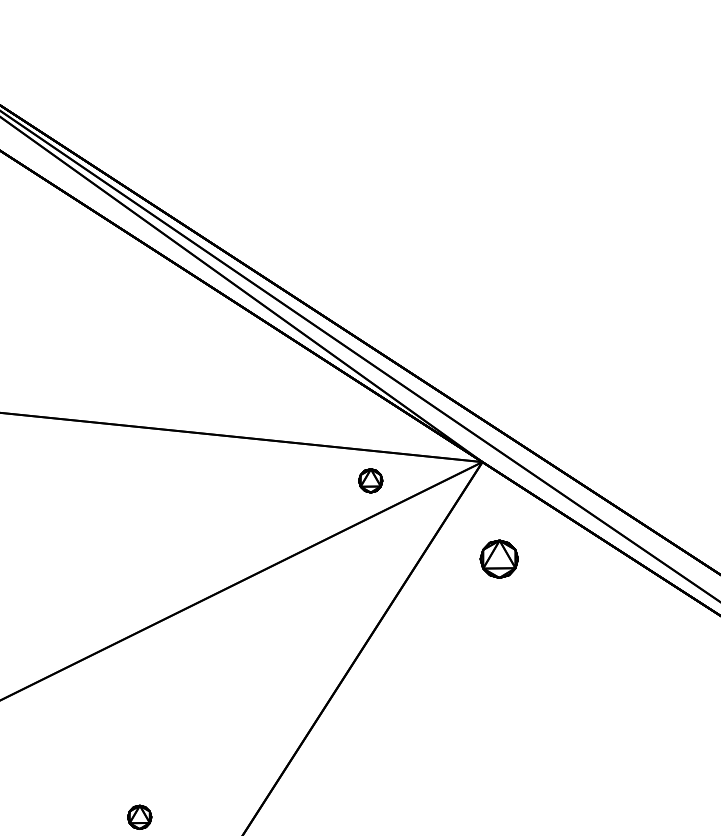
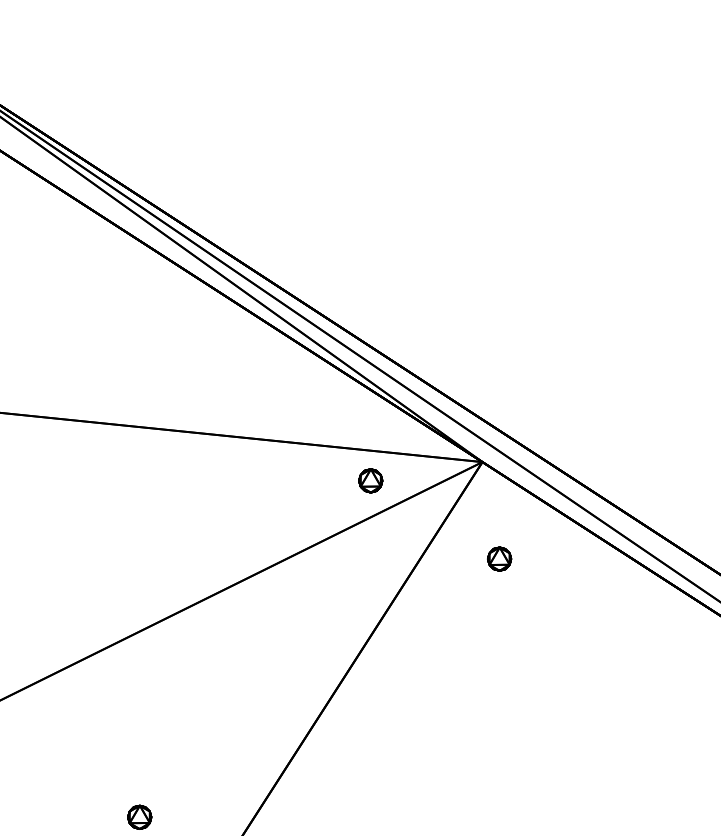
part size: 40x40 px -> 26x26 px (499, 558)
